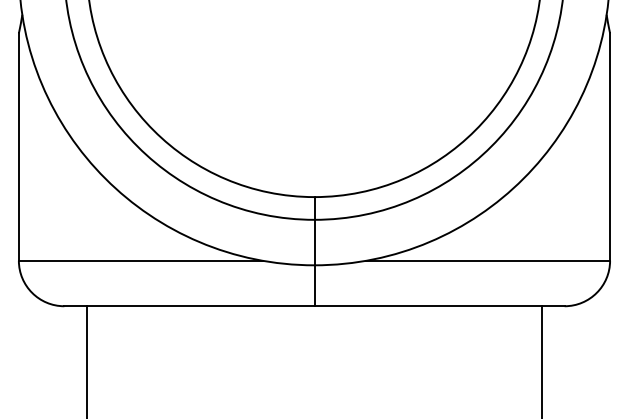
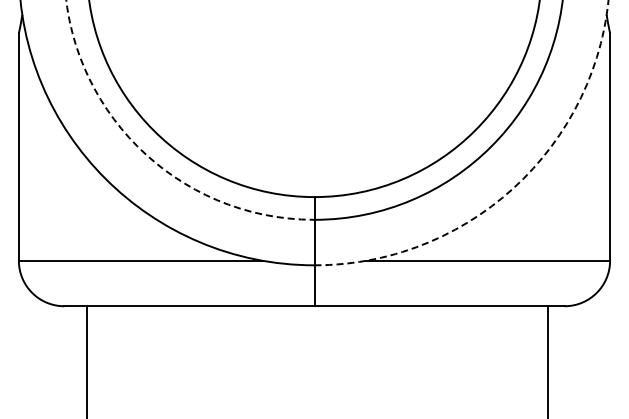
arc: solid -> dashed (147, 156)
arc: solid -> dashed (512, 189)
line position: (541, 360) -> (547, 360) (547, 360)
